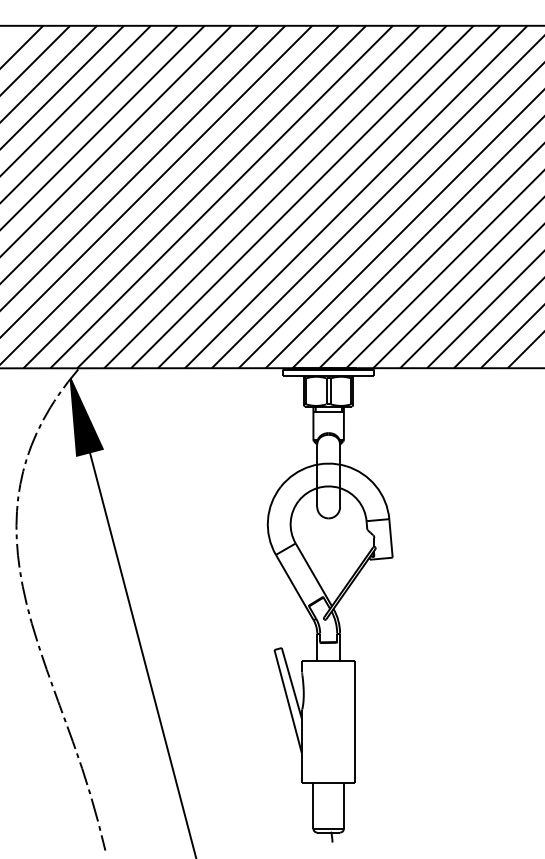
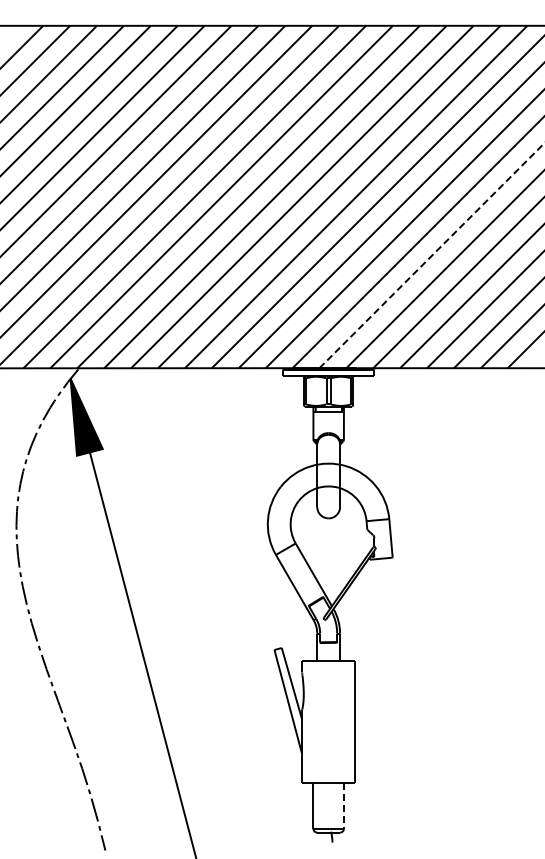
line: solid -> dashed (432, 255)
line: solid -> dashed (343, 806)
